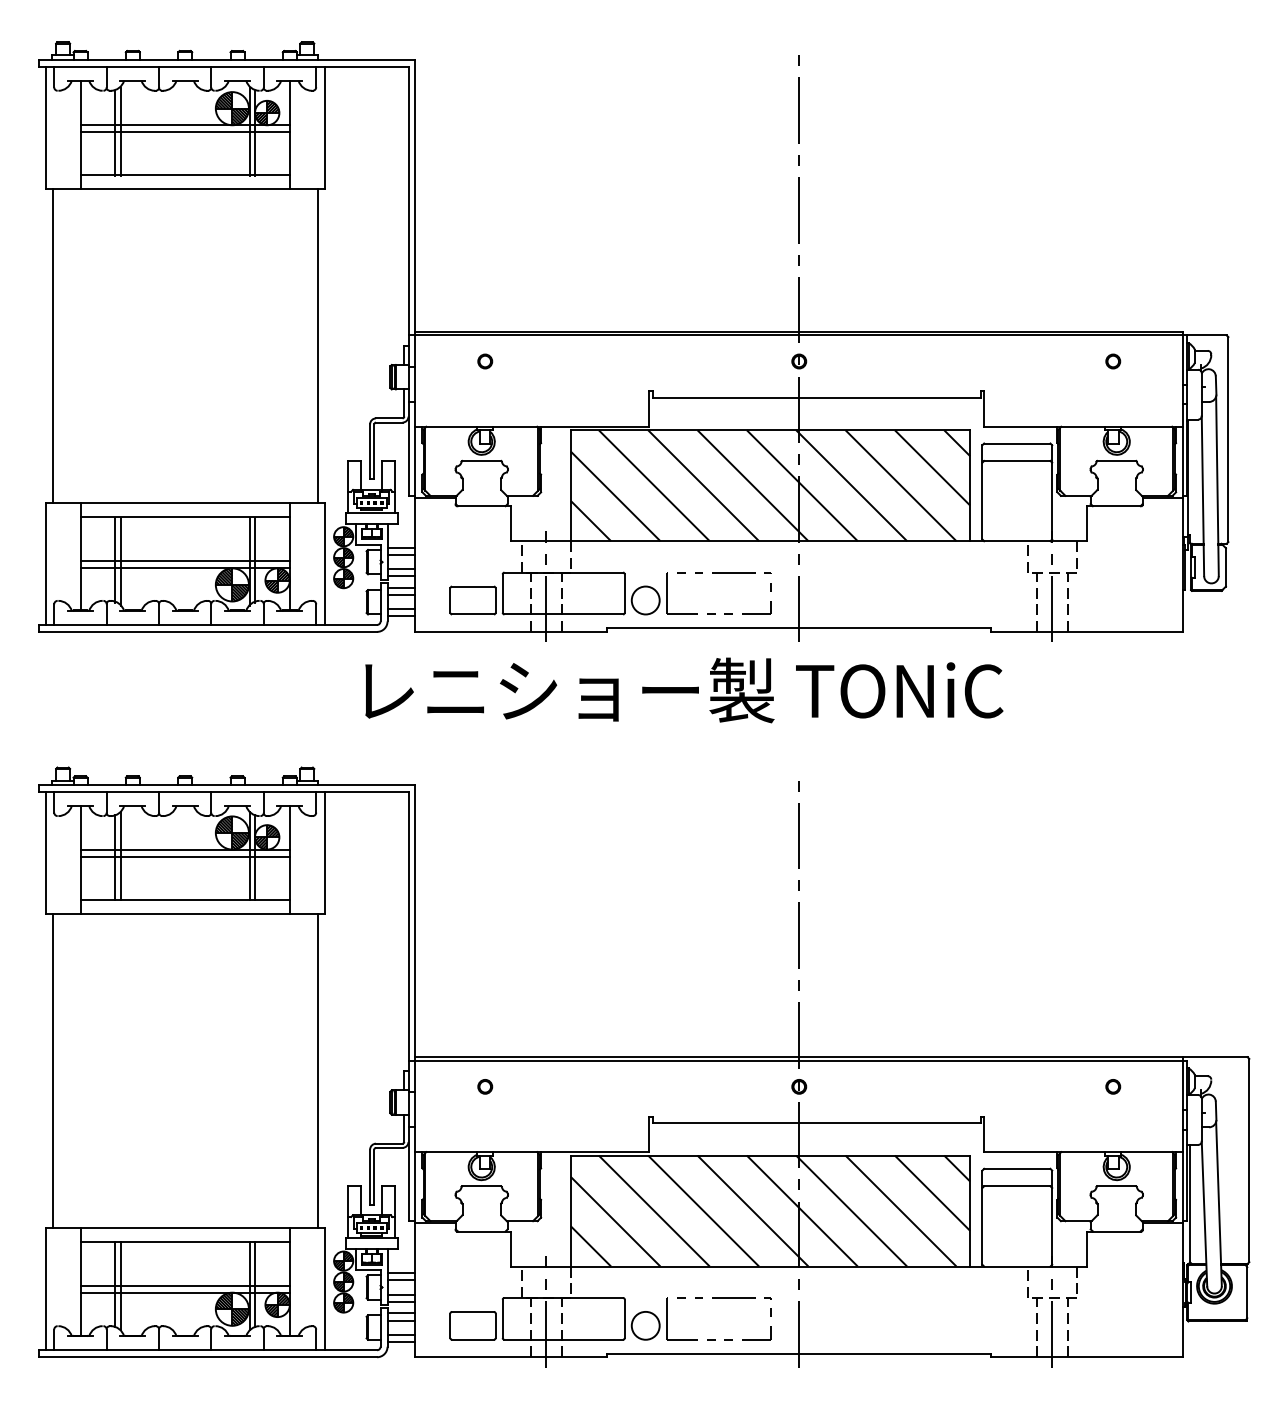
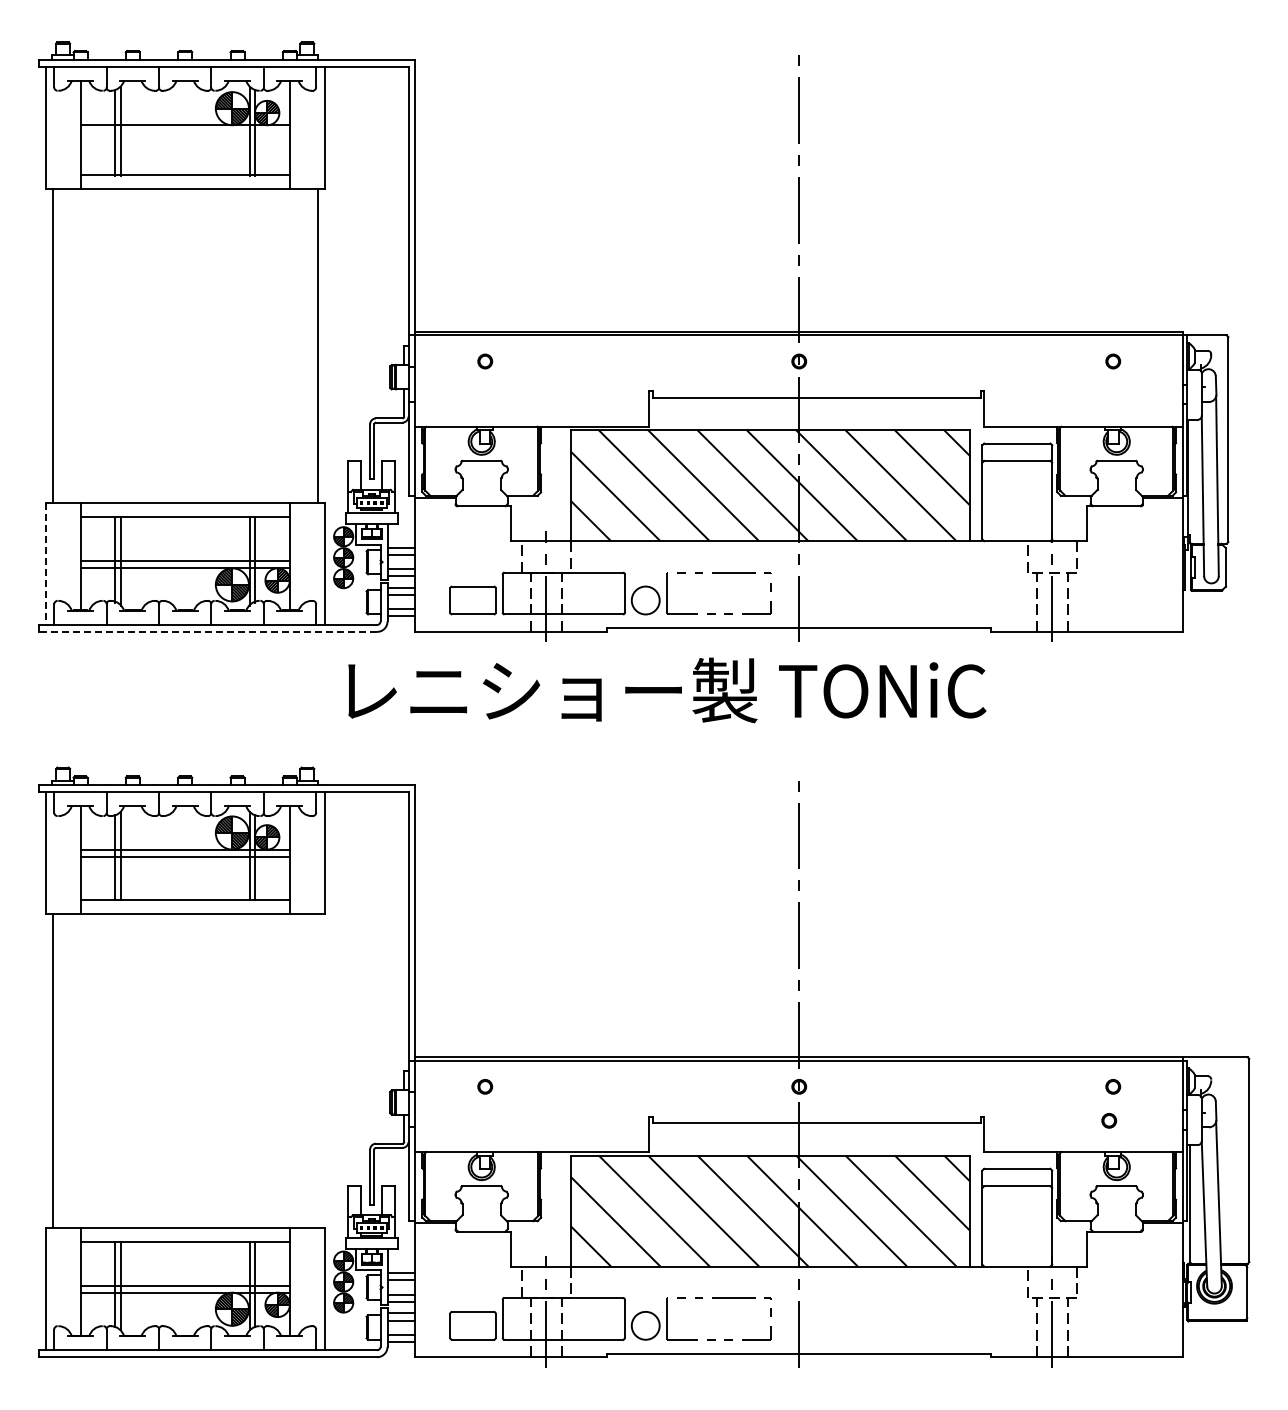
line: present -> none (184, 132)
line: solid -> dashed (45, 564)
line: solid -> dashed (207, 631)
text position: (684, 690) -> (667, 690) (667, 690)
line: present -> none (317, 1071)
part: none -> present (1109, 1120)
